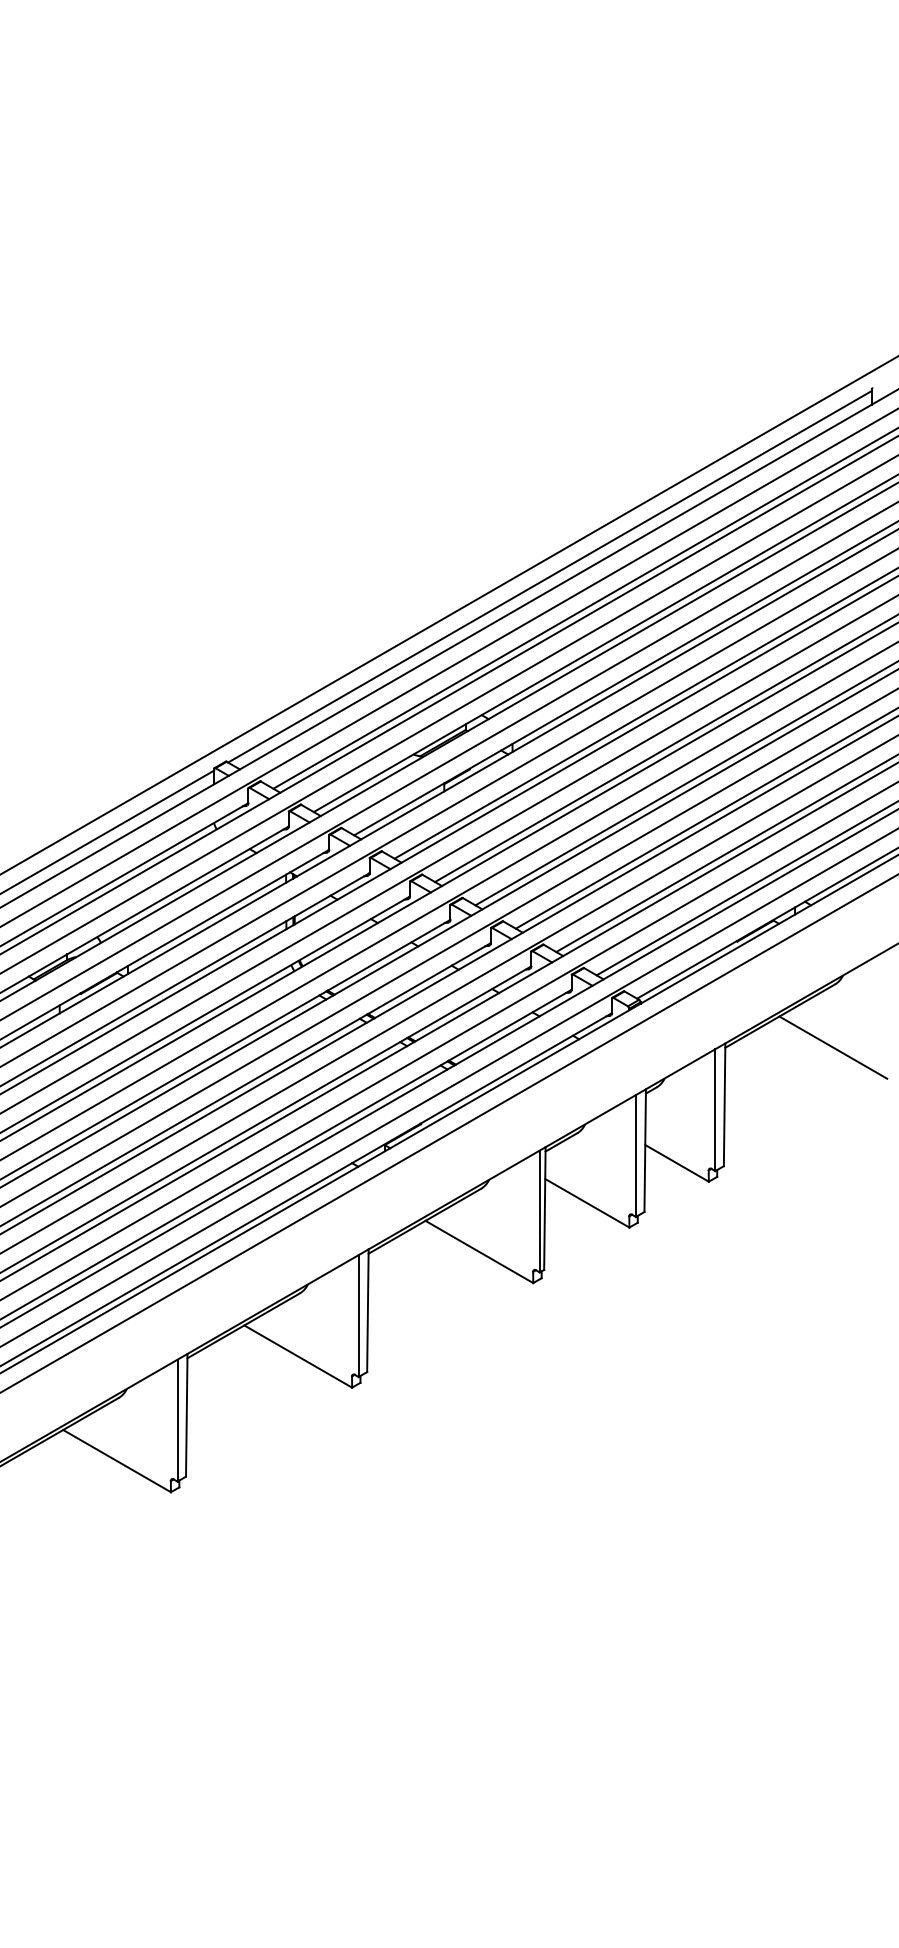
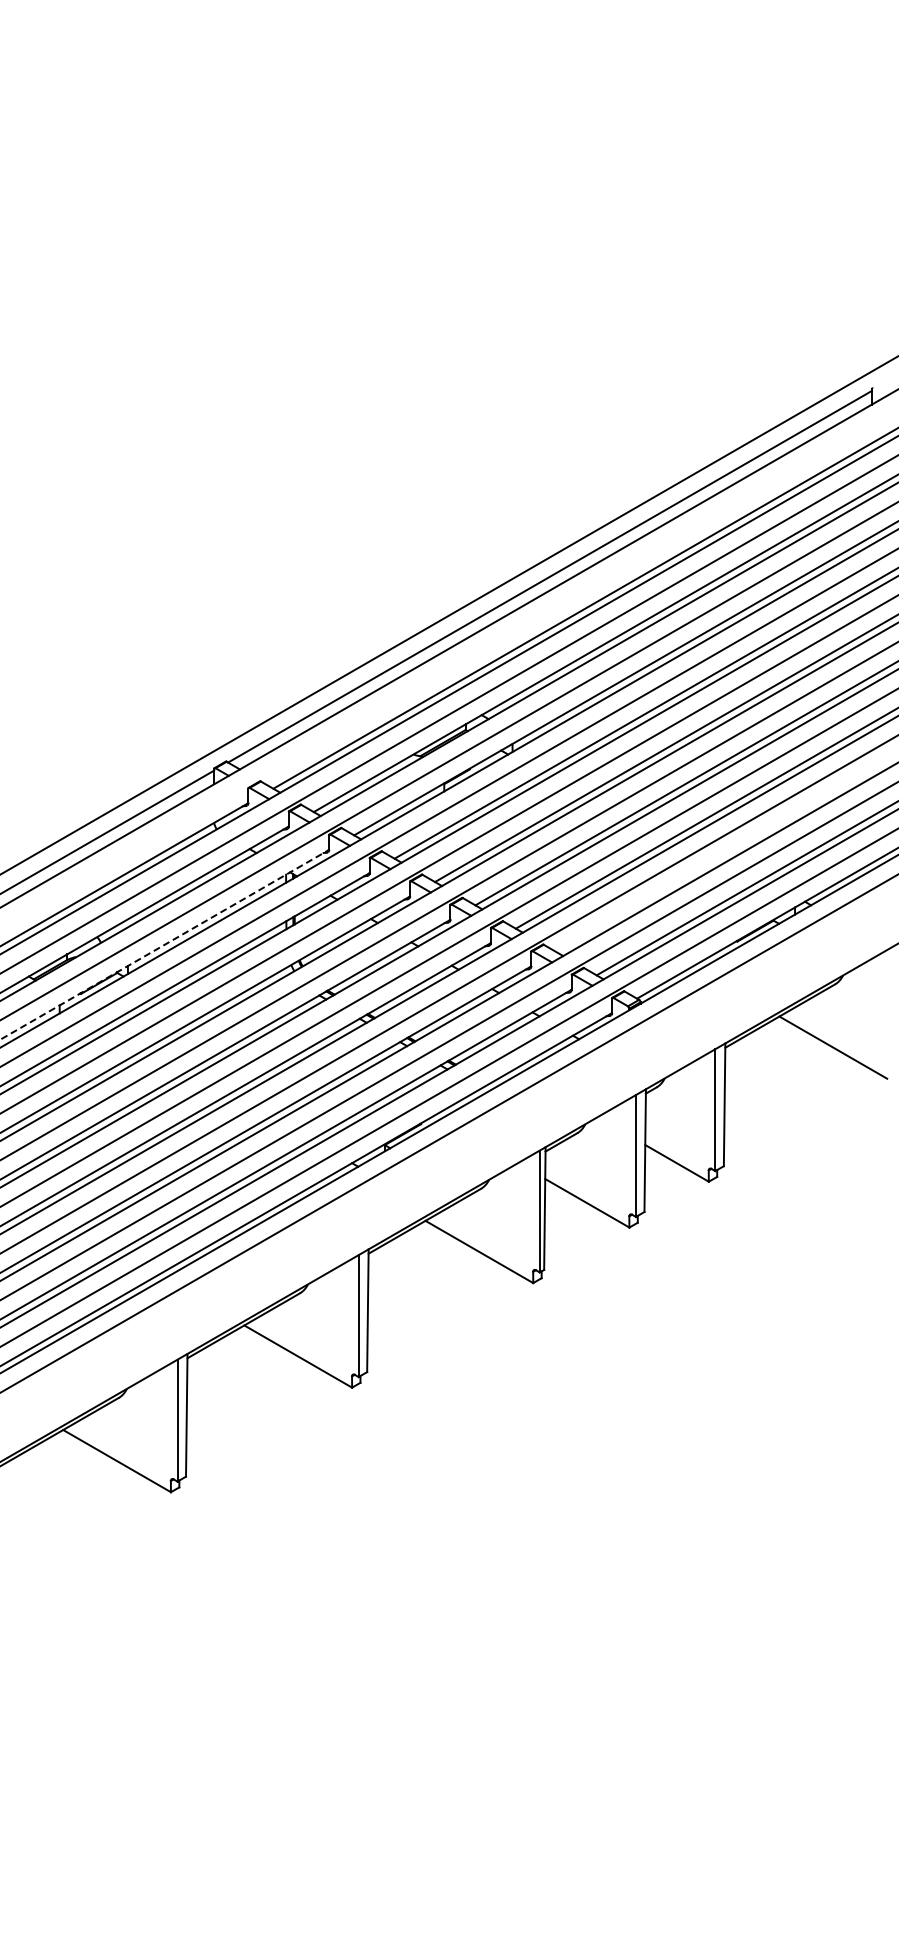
line: present -> none (448, 667)
line: present -> none (725, 853)
line: solid -> dashed (164, 944)
